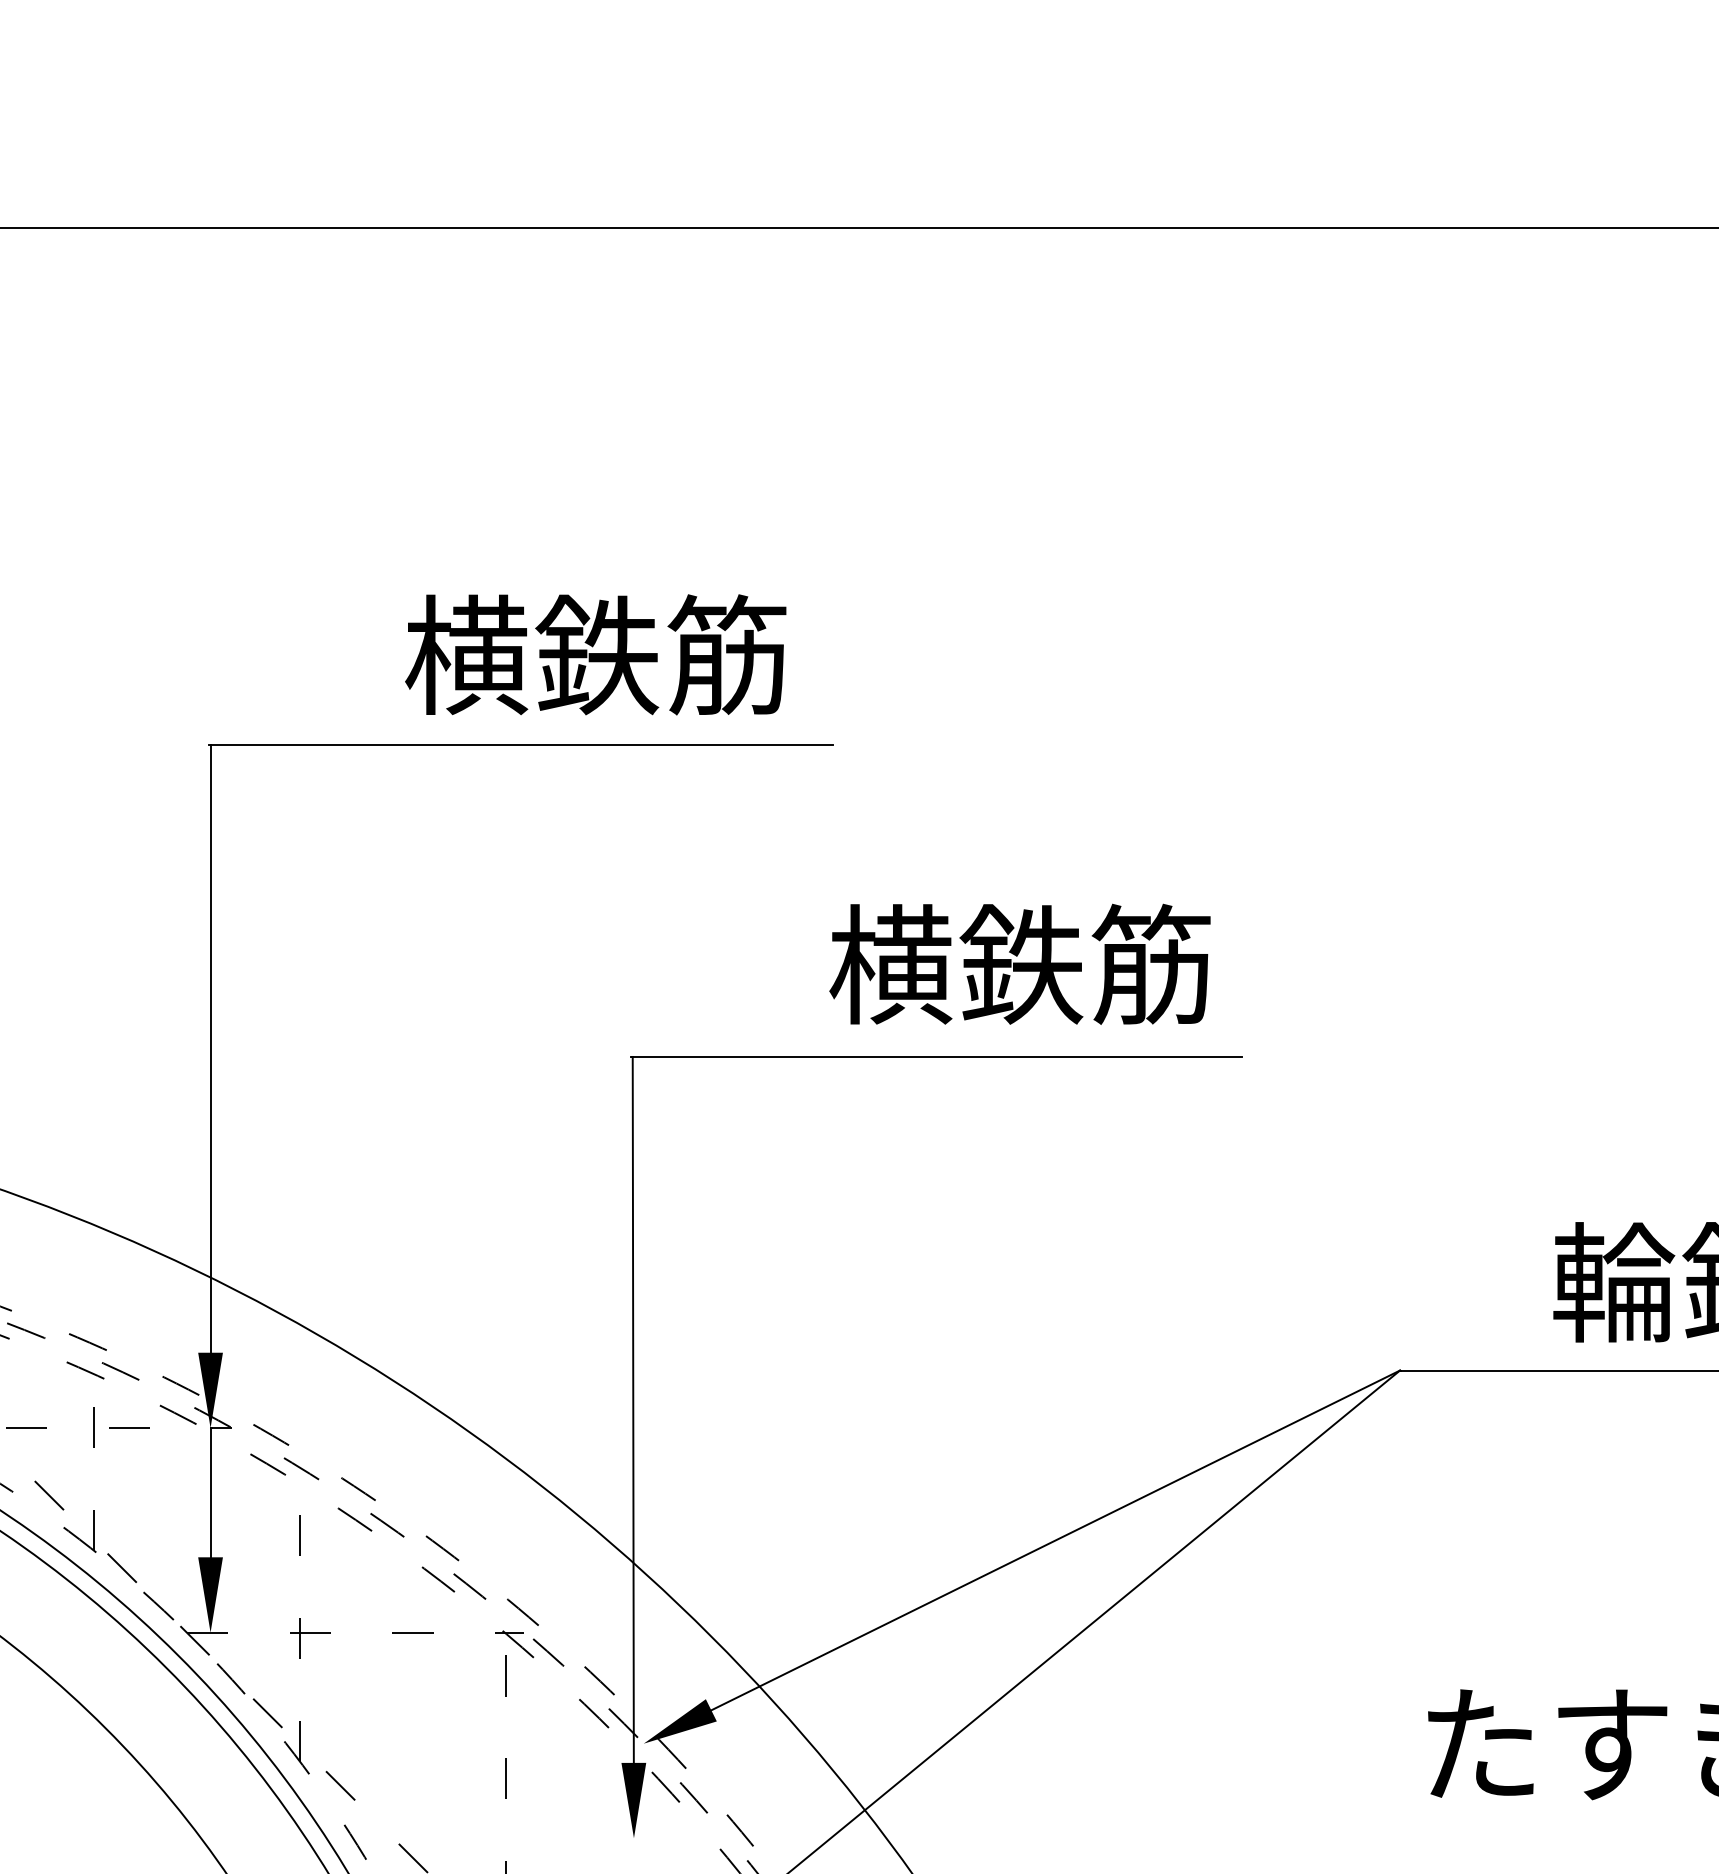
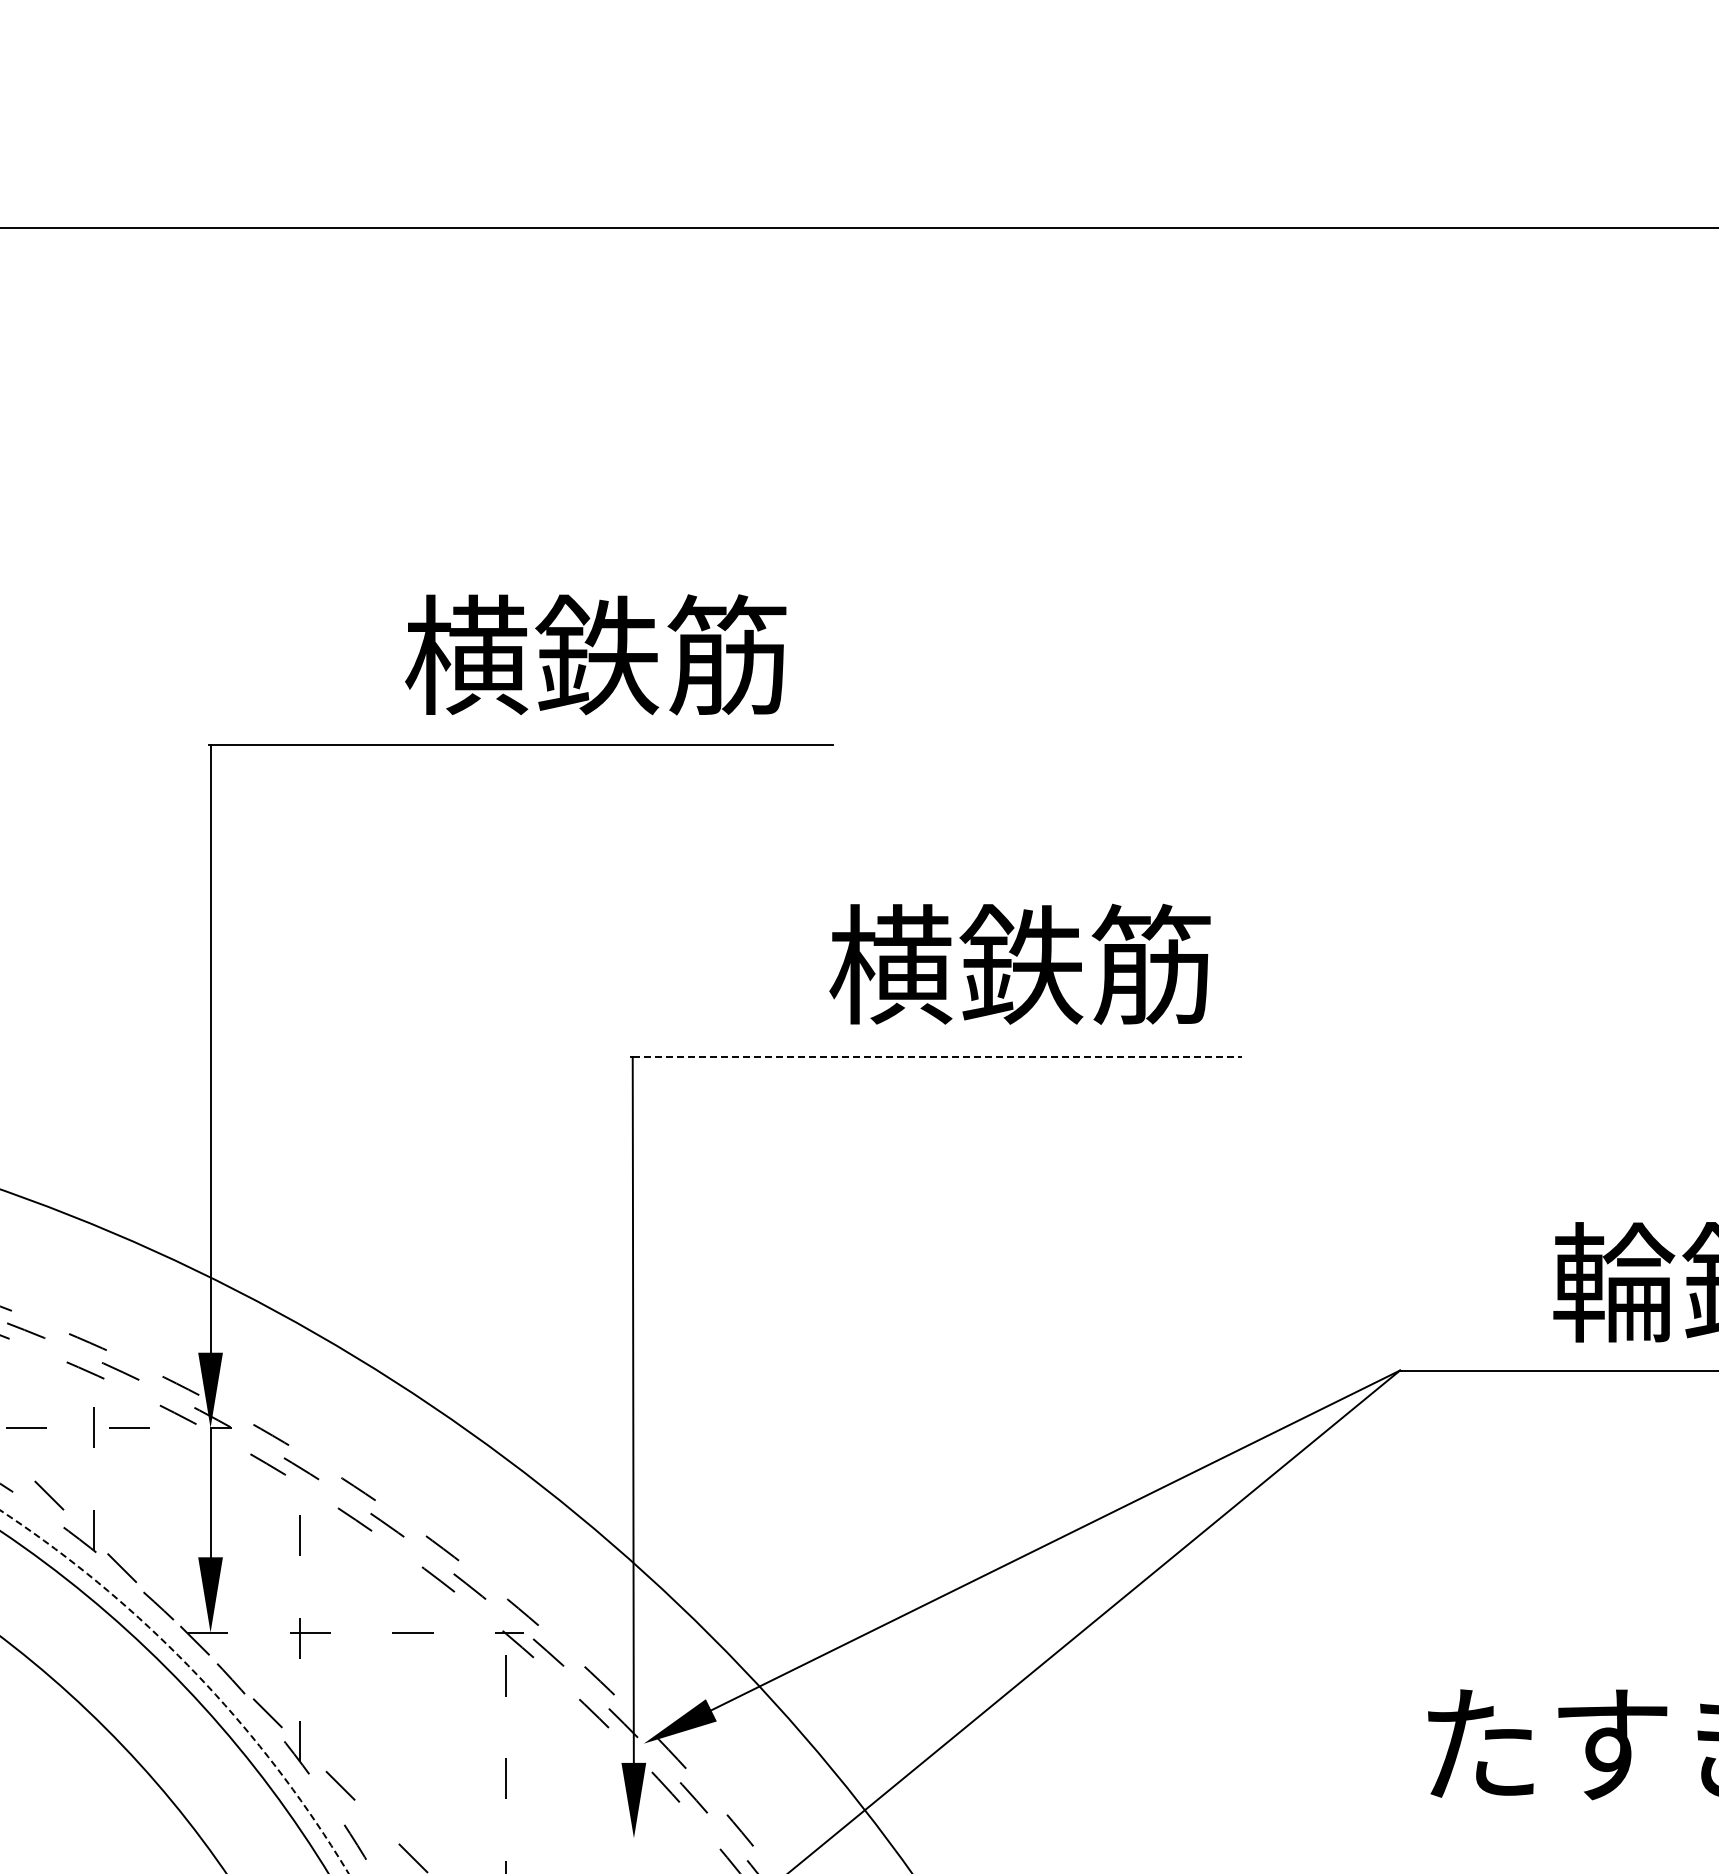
line: solid -> dashed (937, 1056)
circle: solid -> dashed (174, 1691)
